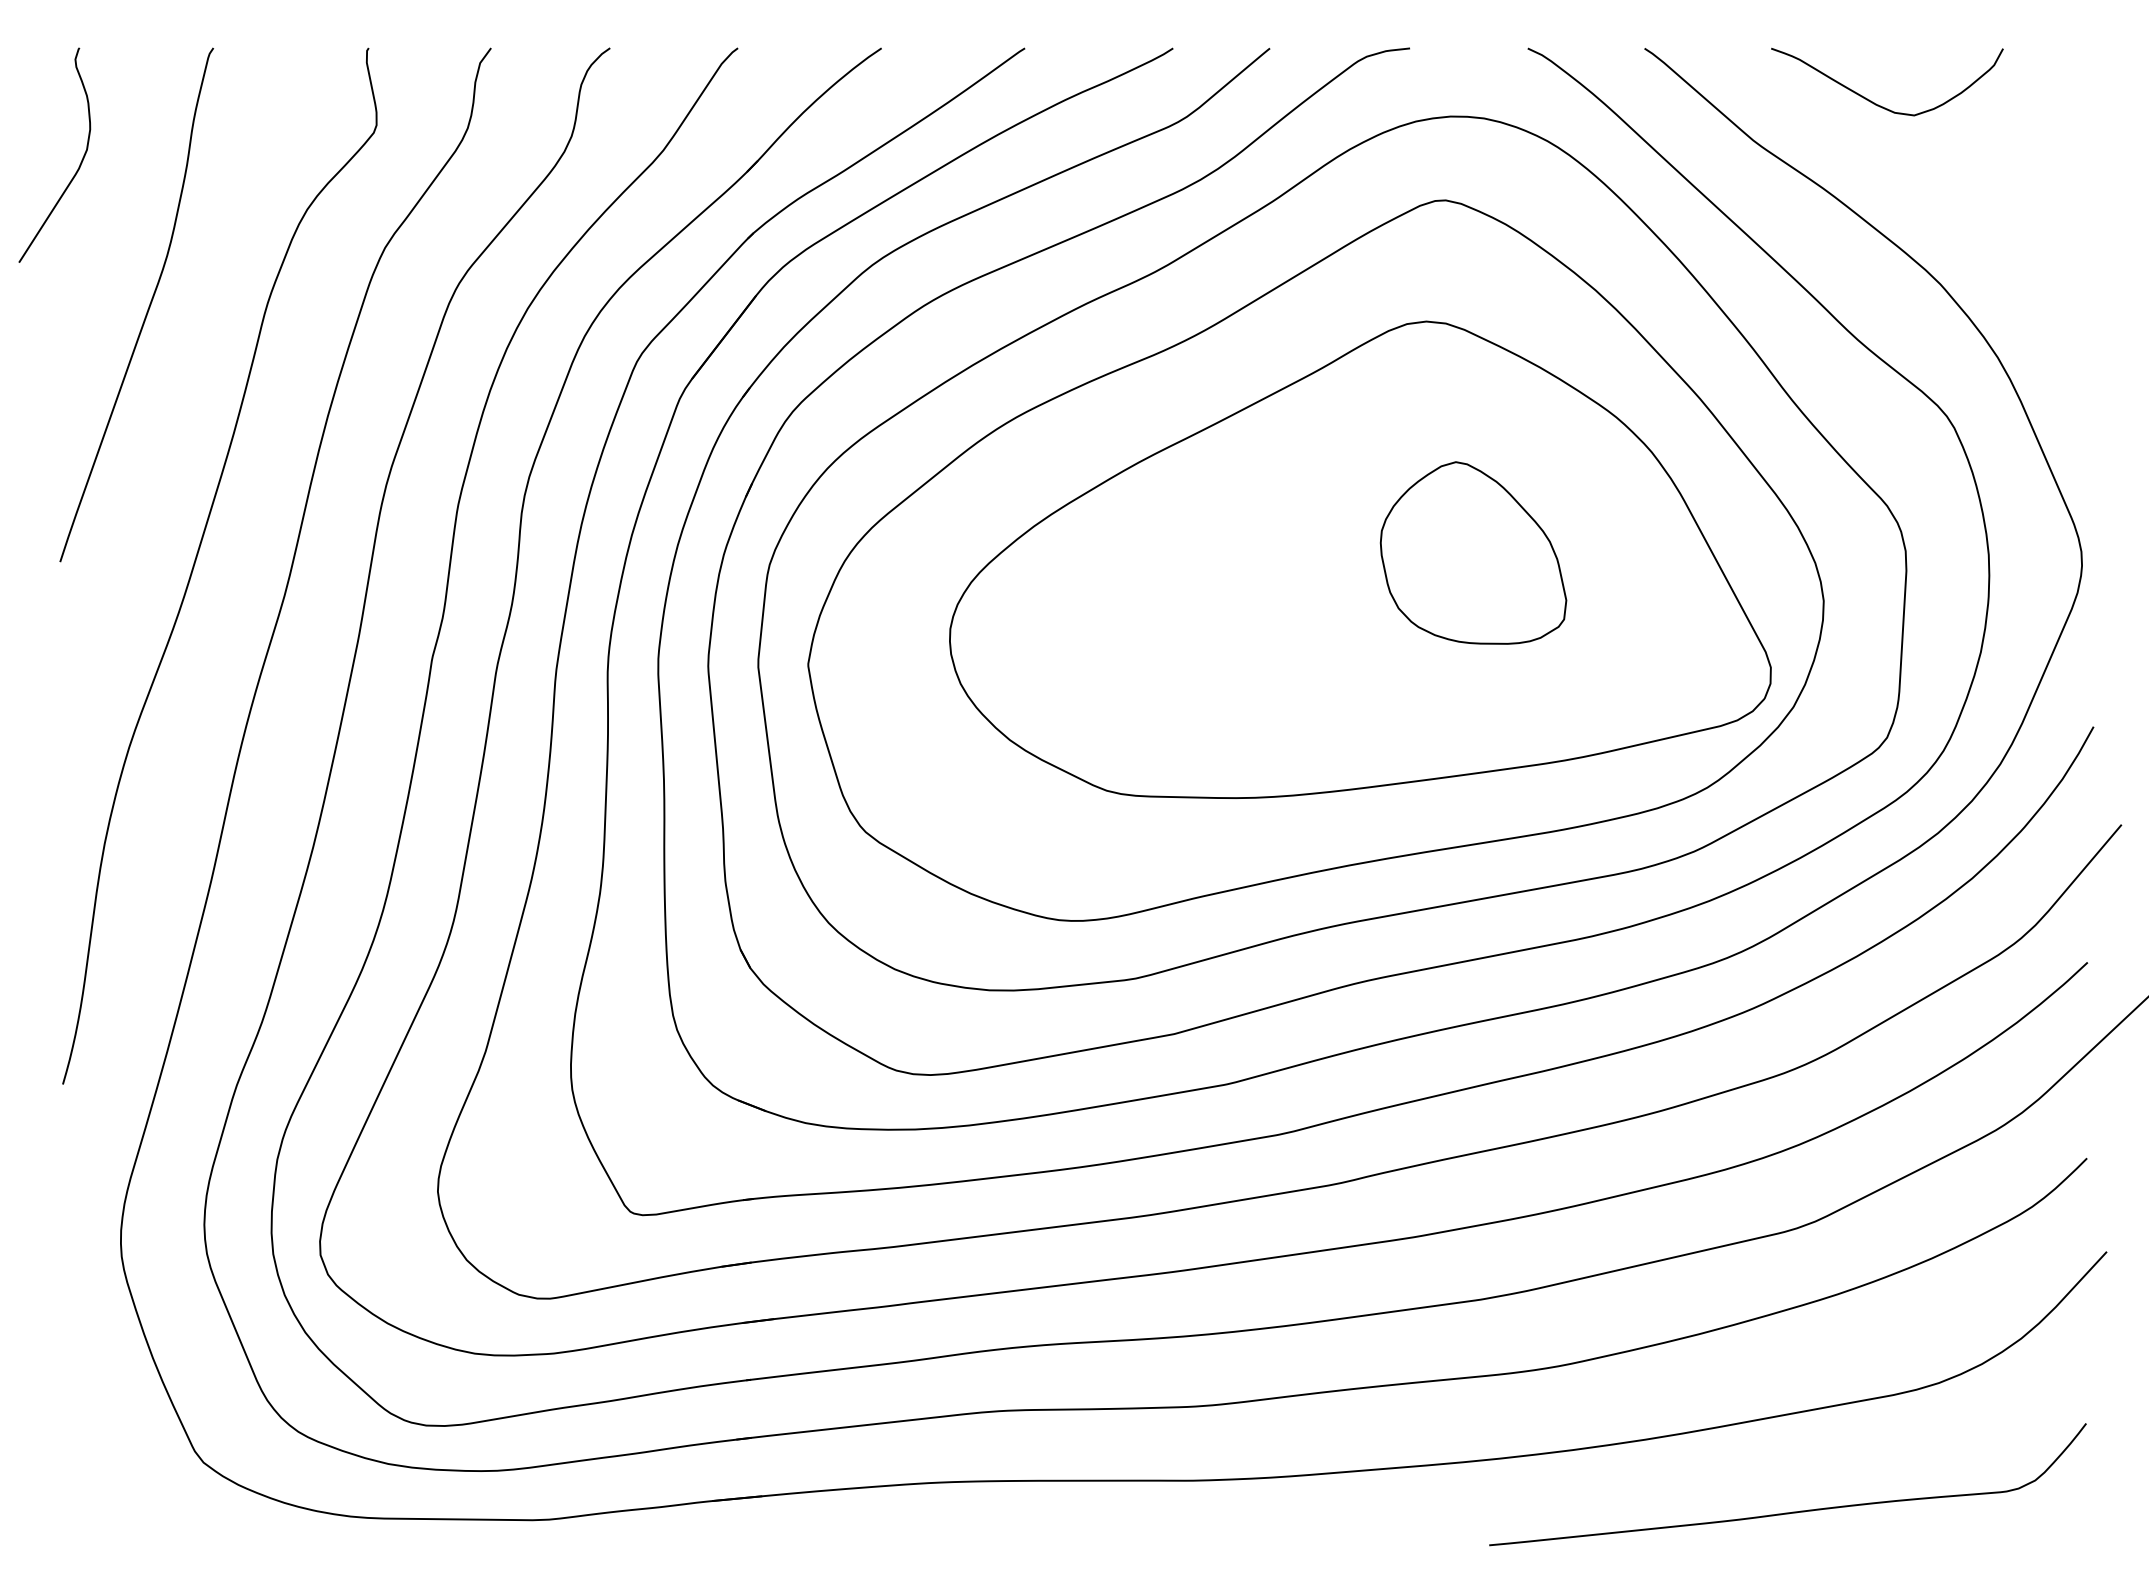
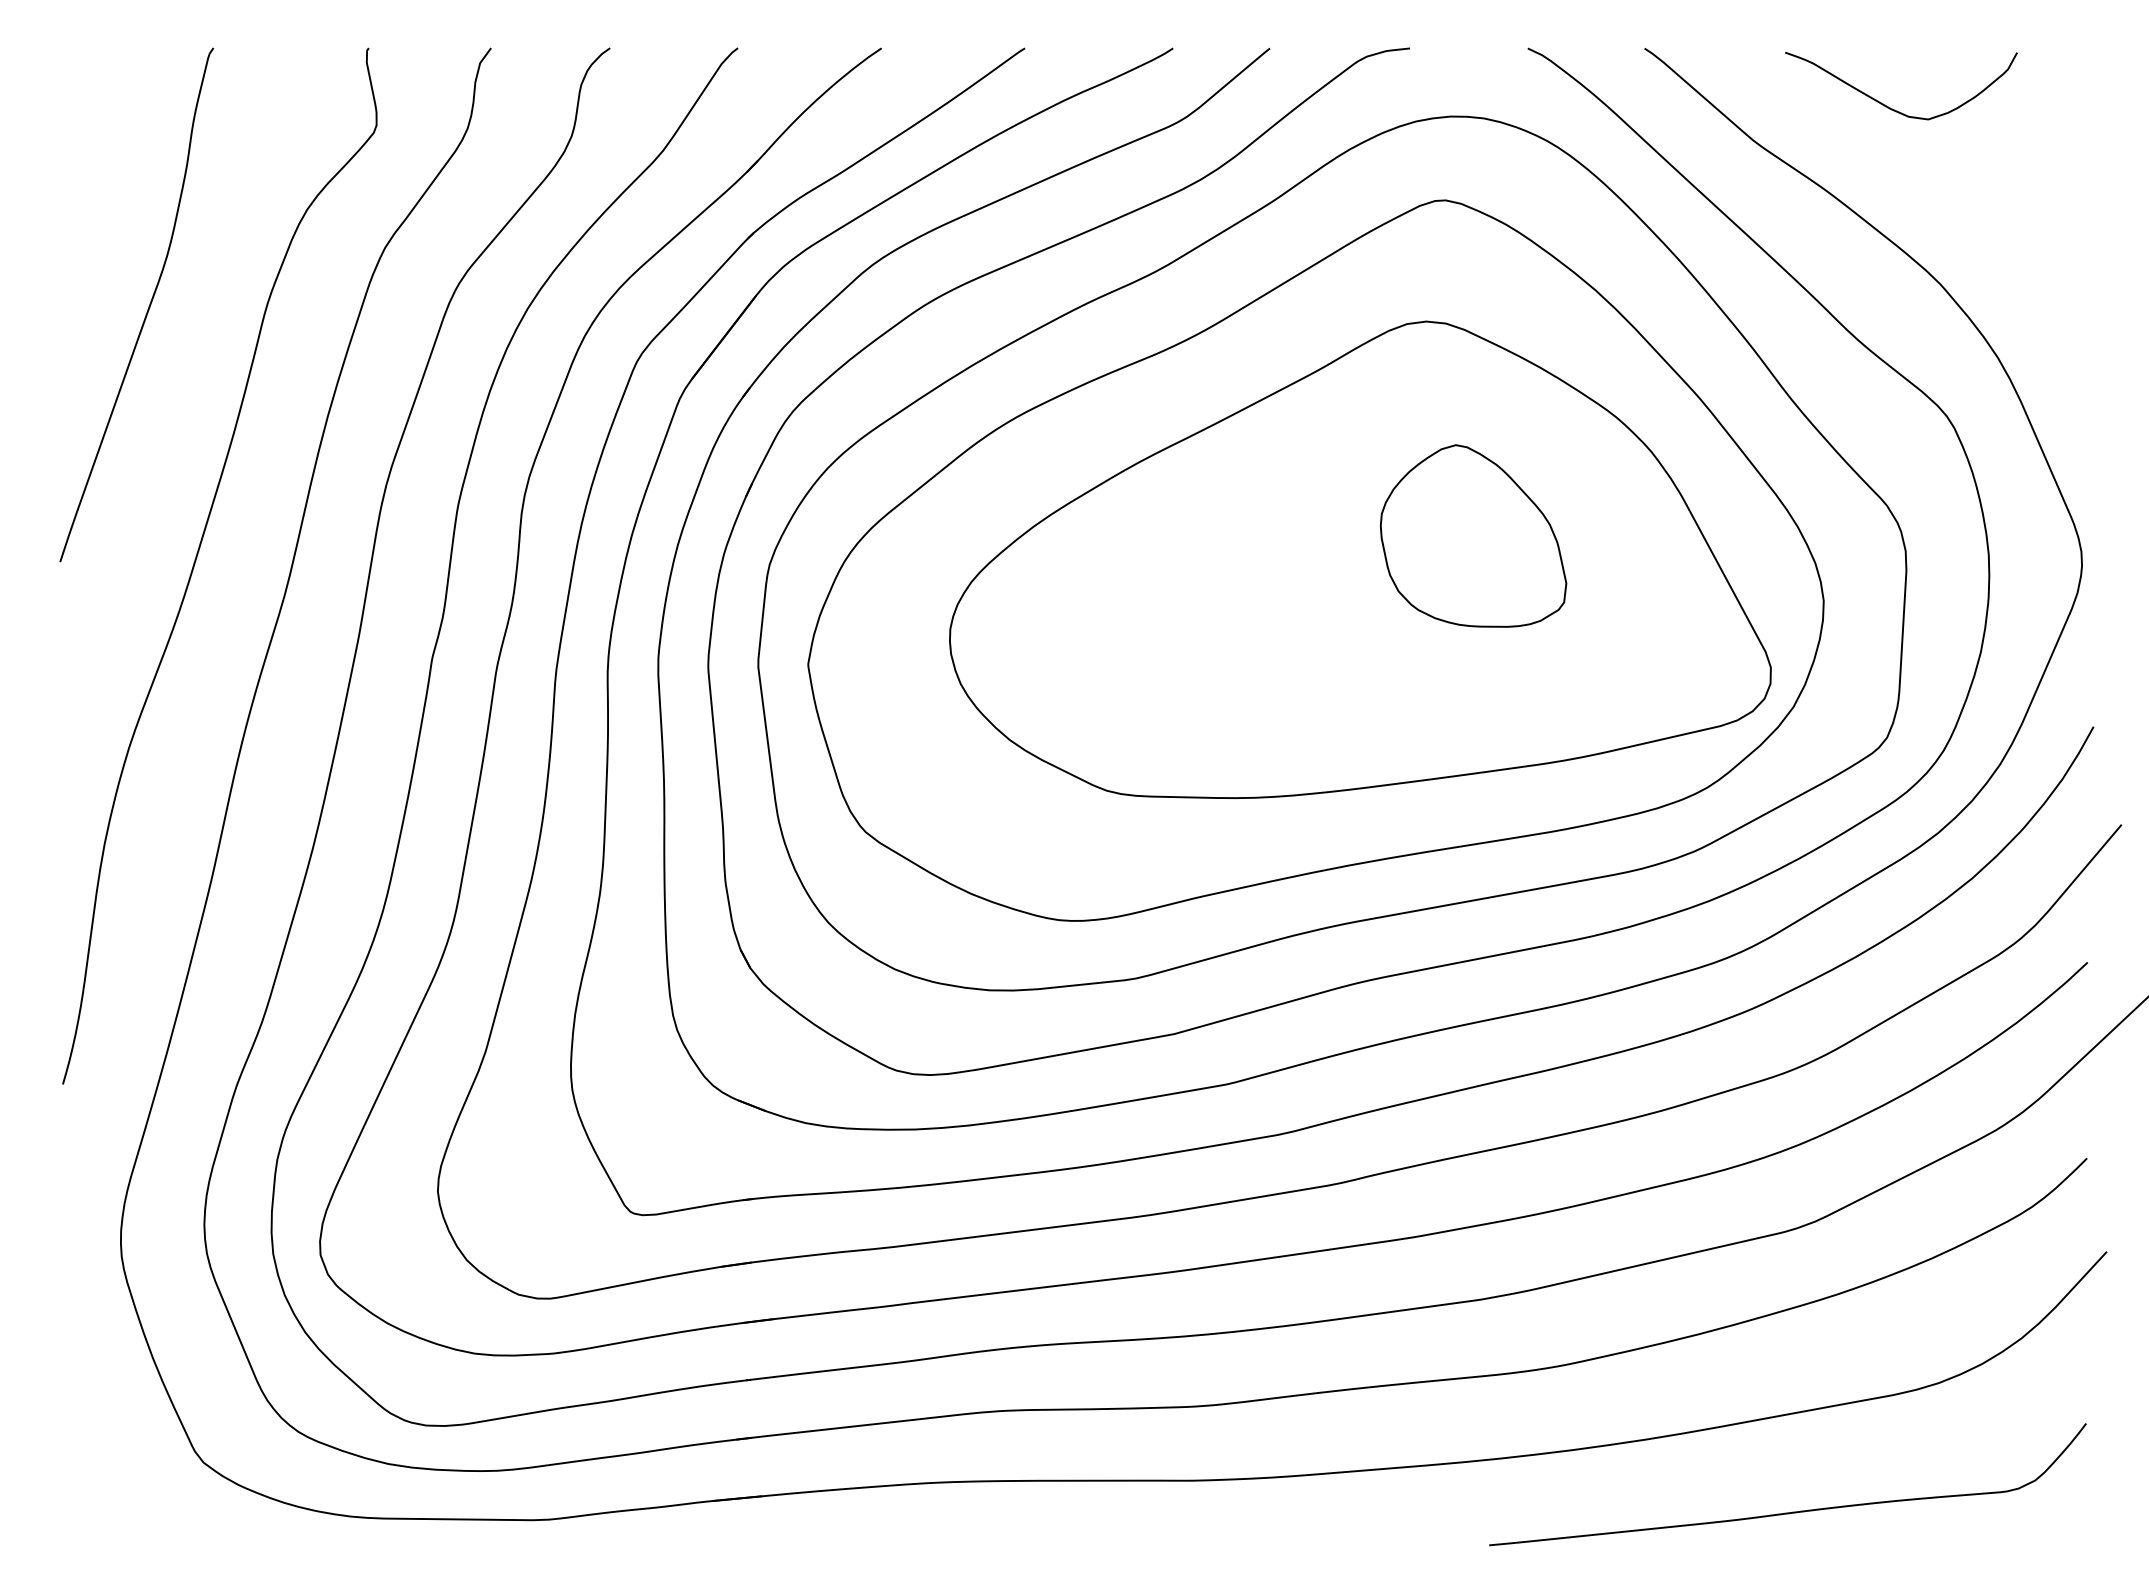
curve position: (1876, 103) -> (1890, 107) (1890, 107)
curve: present -> none (78, 166)
part position: (1473, 552) -> (1473, 535) (1473, 535)
